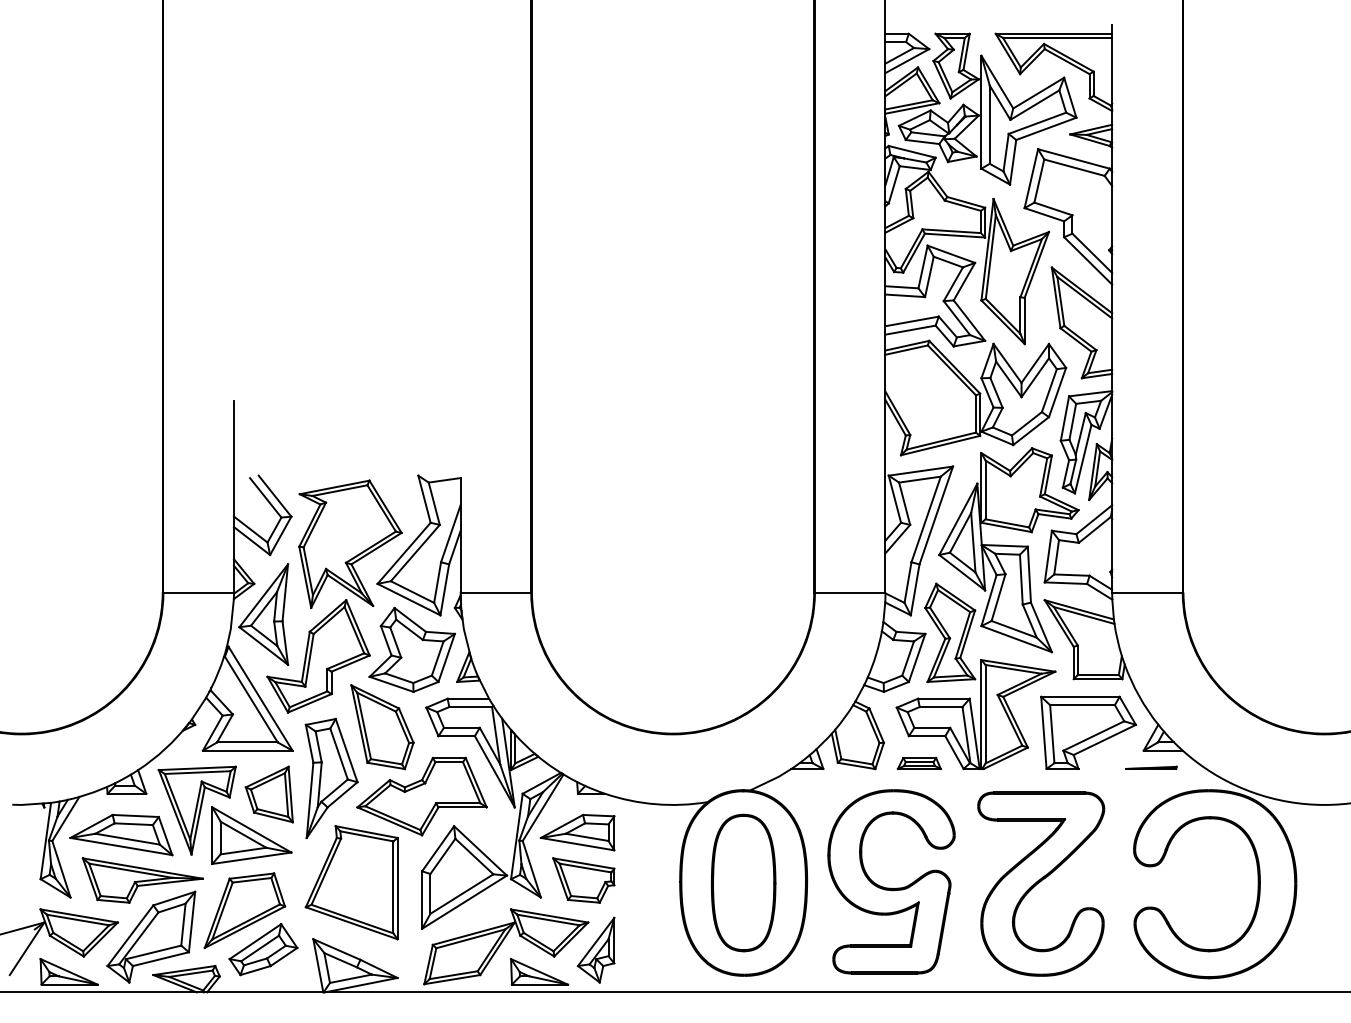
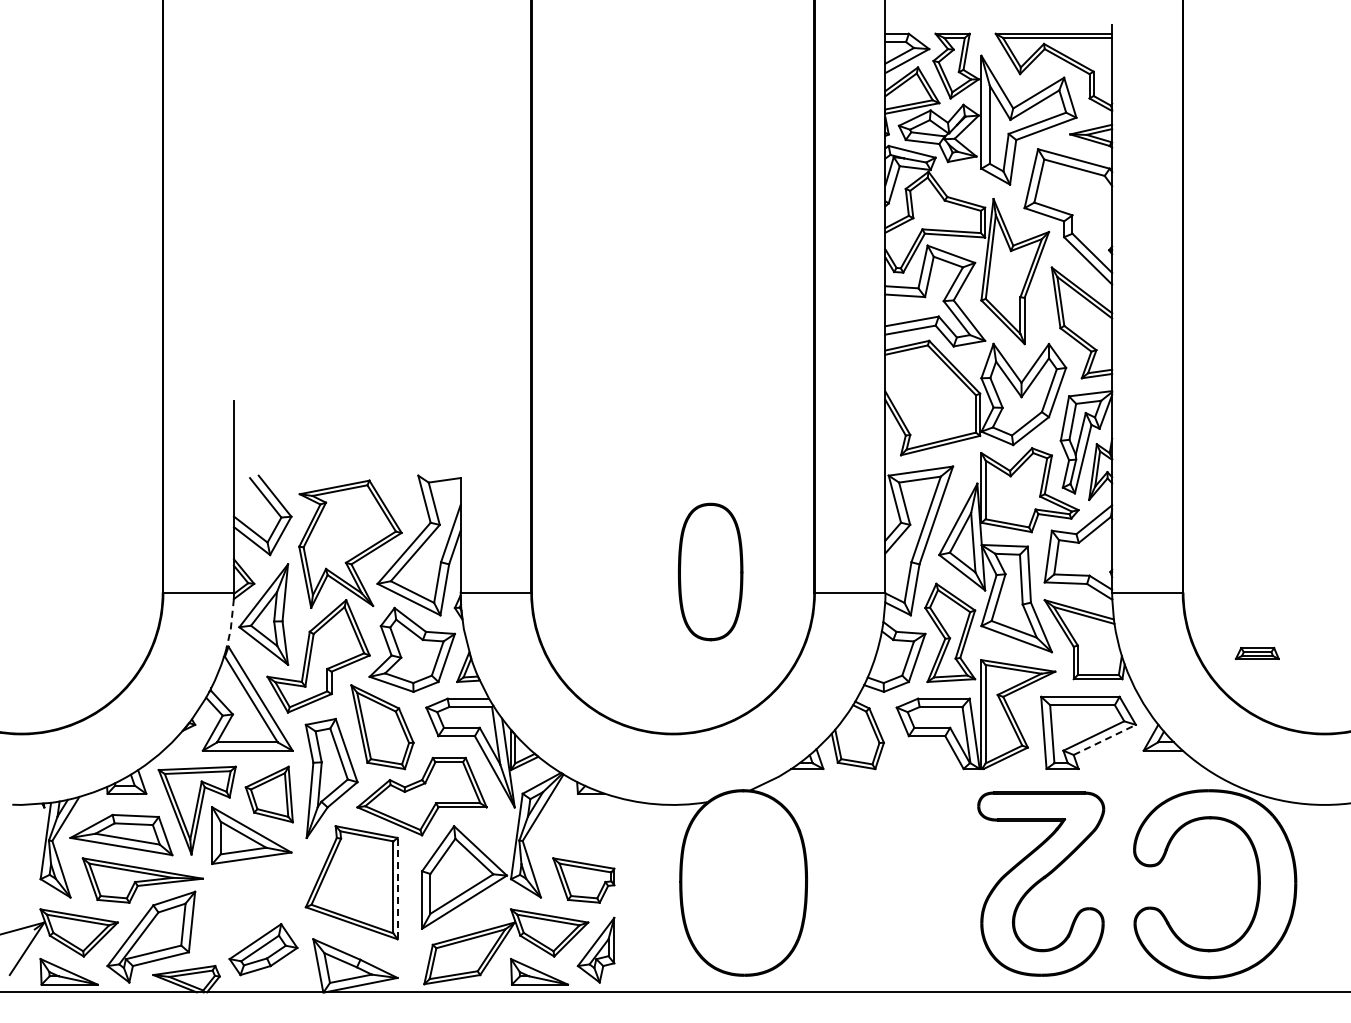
line: solid -> dashed (231, 624)
line: solid -> dashed (1104, 739)
part position: (918, 763) -> (1256, 653) (1256, 653)
line: present -> none (1151, 767)
part: present -> none (577, 832)
part: present -> none (891, 881)
part position: (743, 882) -> (710, 571) (710, 571)
line: solid -> dashed (397, 888)
part: present -> none (244, 910)
